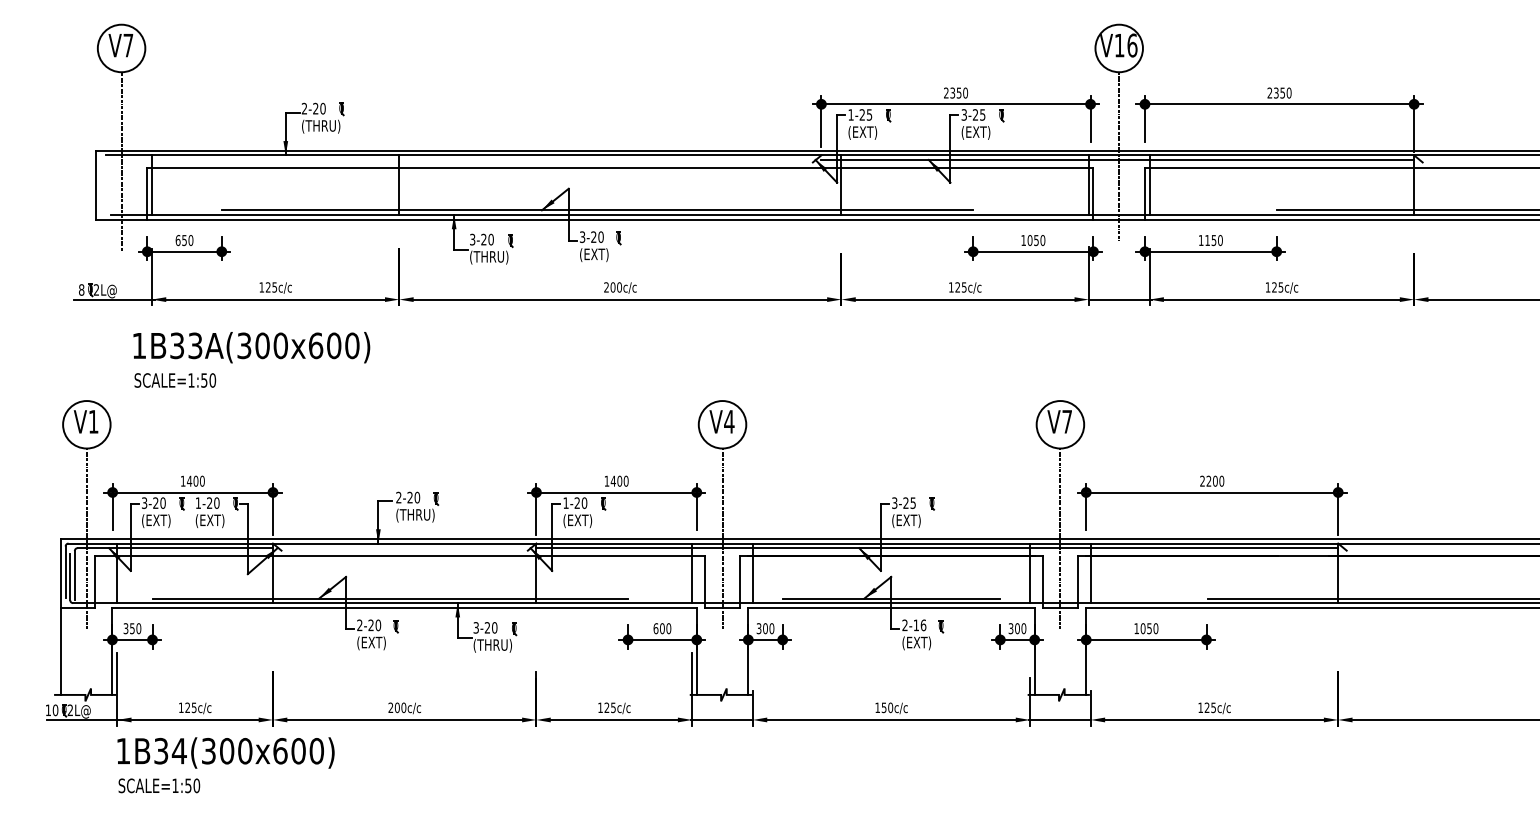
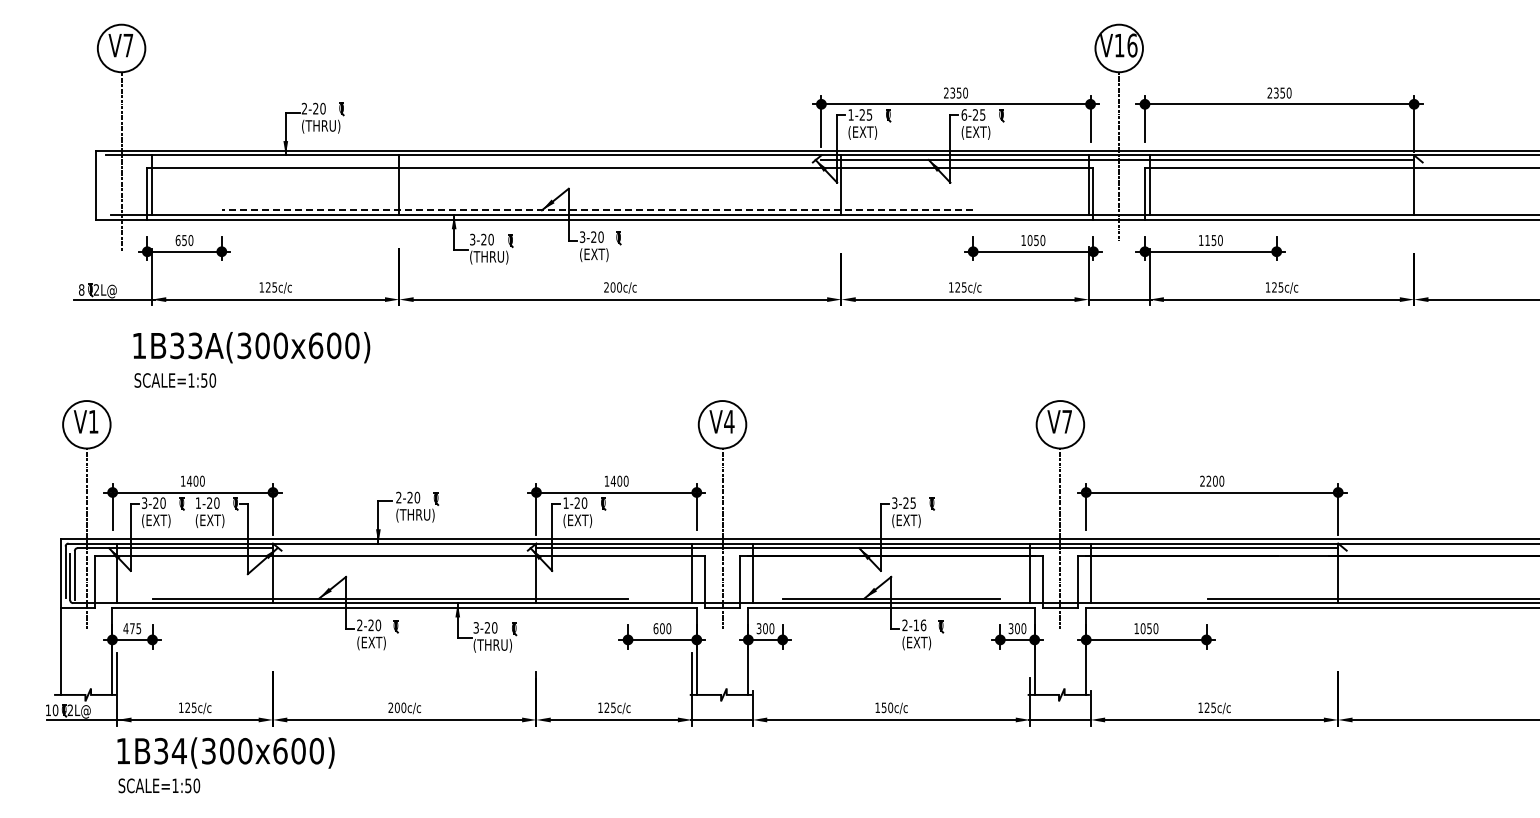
text: 3-25 -> 6-25 (964, 114)
line: solid -> dashed (597, 210)
line: present -> none (1406, 210)
text: 350 -> 475 (132, 628)
